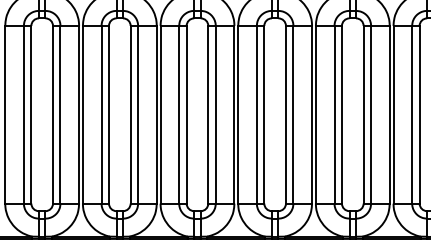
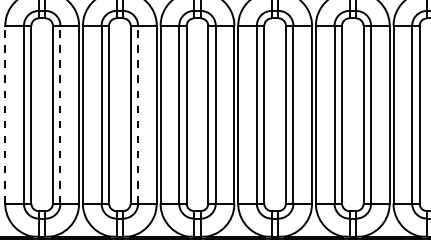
line: solid -> dashed (5, 114)
line: solid -> dashed (60, 114)
line: solid -> dashed (138, 114)
